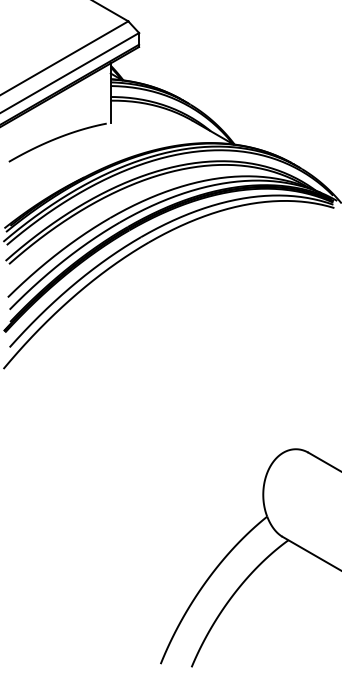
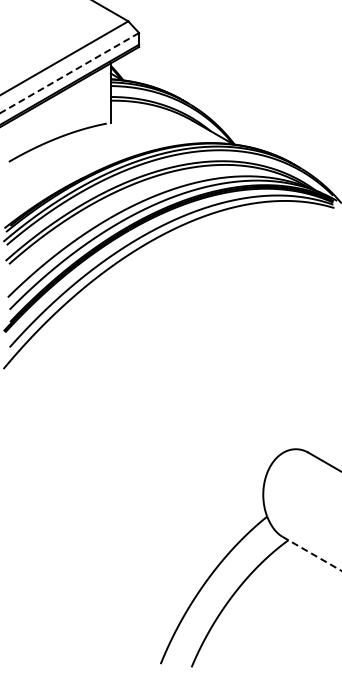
line: solid -> dashed (69, 72)
line: solid -> dashed (311, 553)
